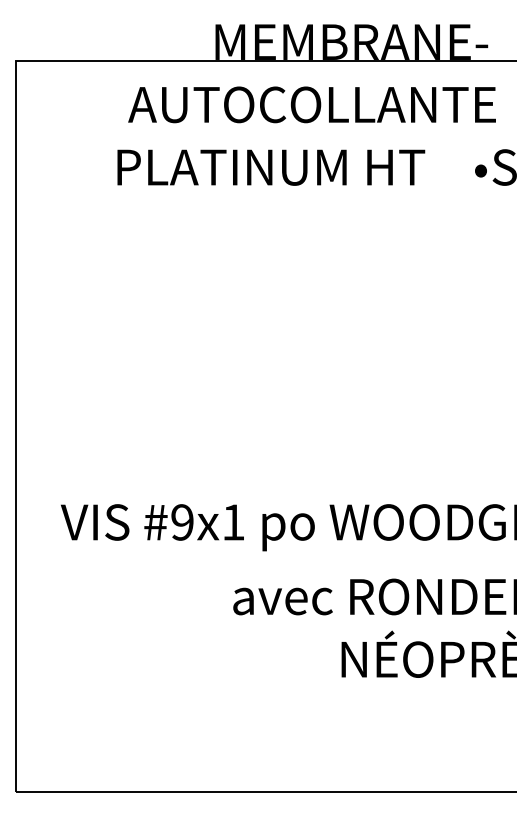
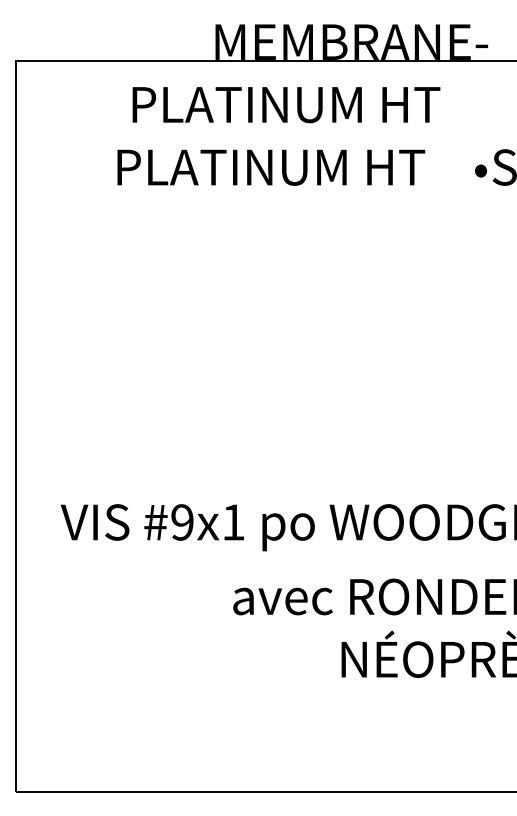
text: AUTOCOLLANTE -> PLATINUM HT (311, 104)
